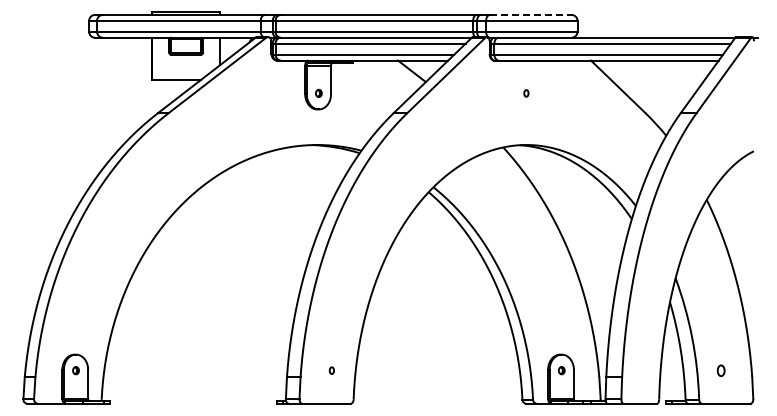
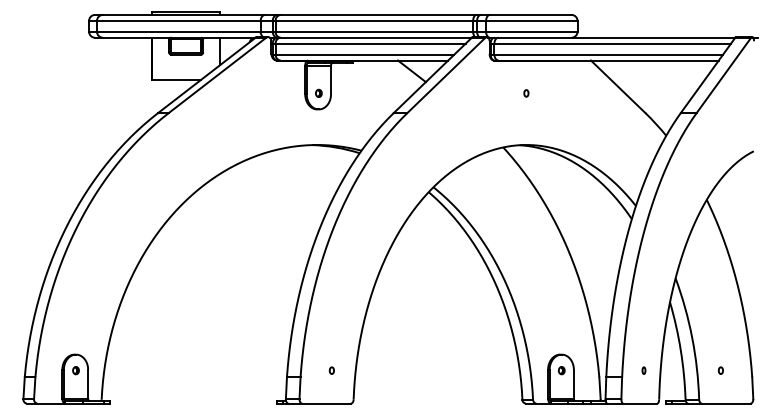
line: dashed -> solid (530, 14)
part: none -> present (643, 370)
part size: 10x13 px -> 7x9 px (720, 370)
